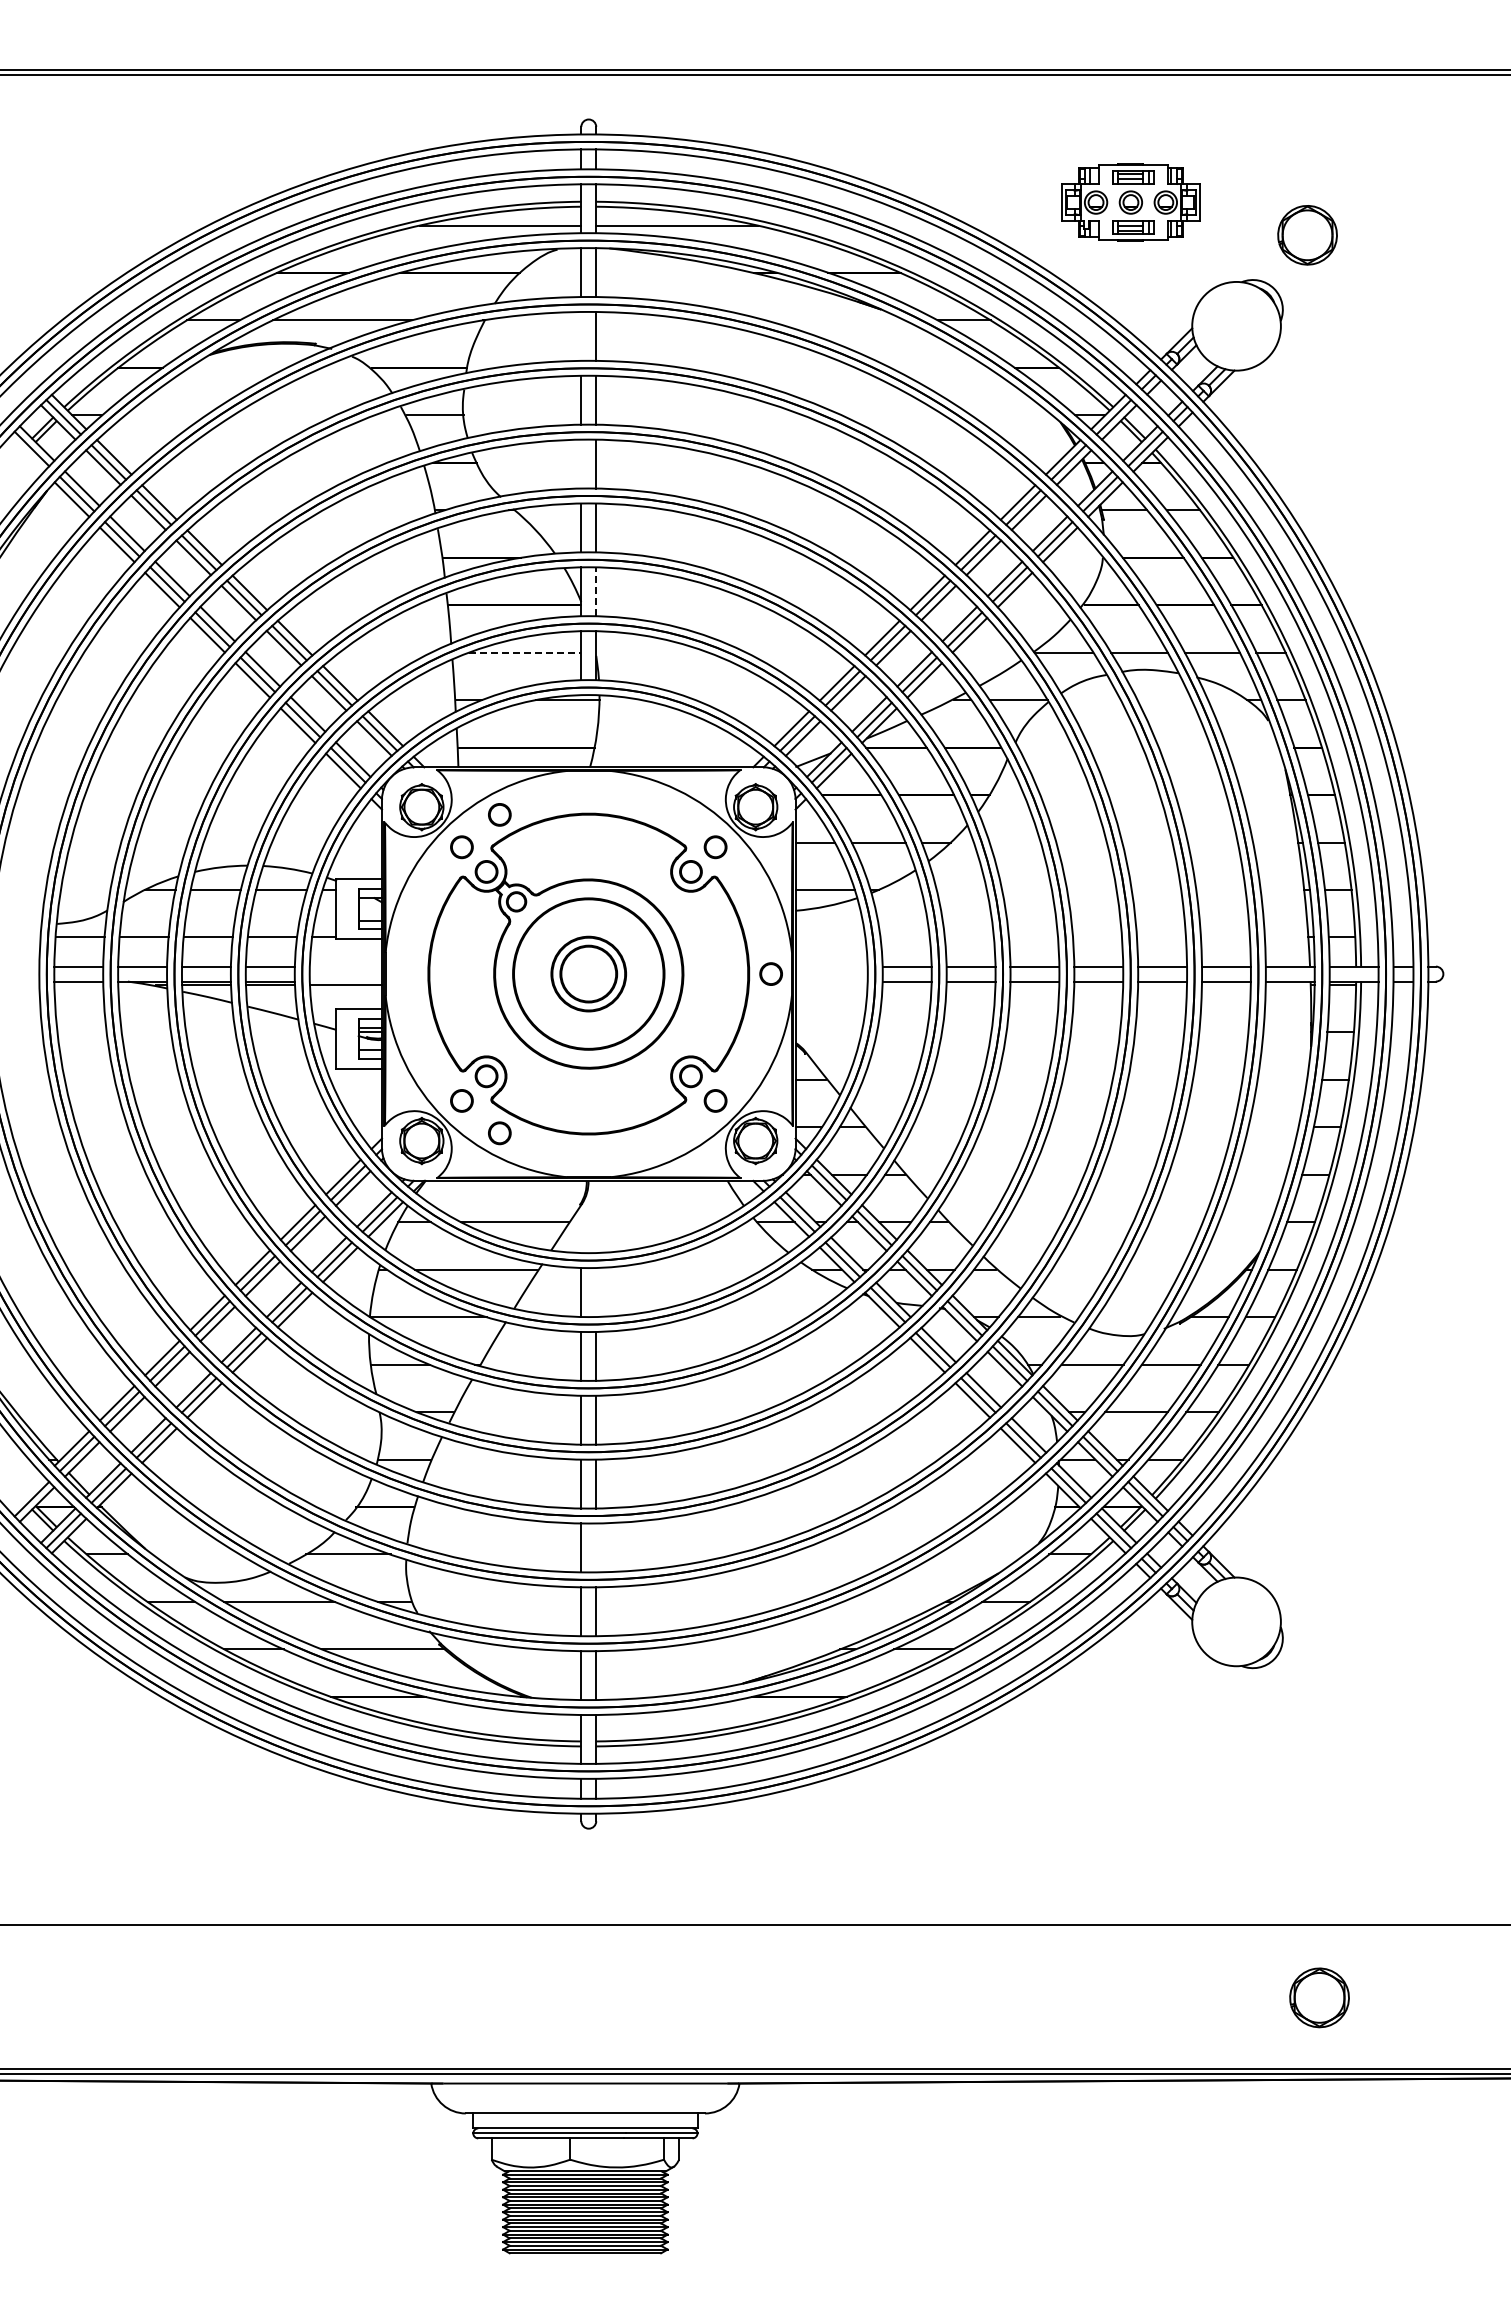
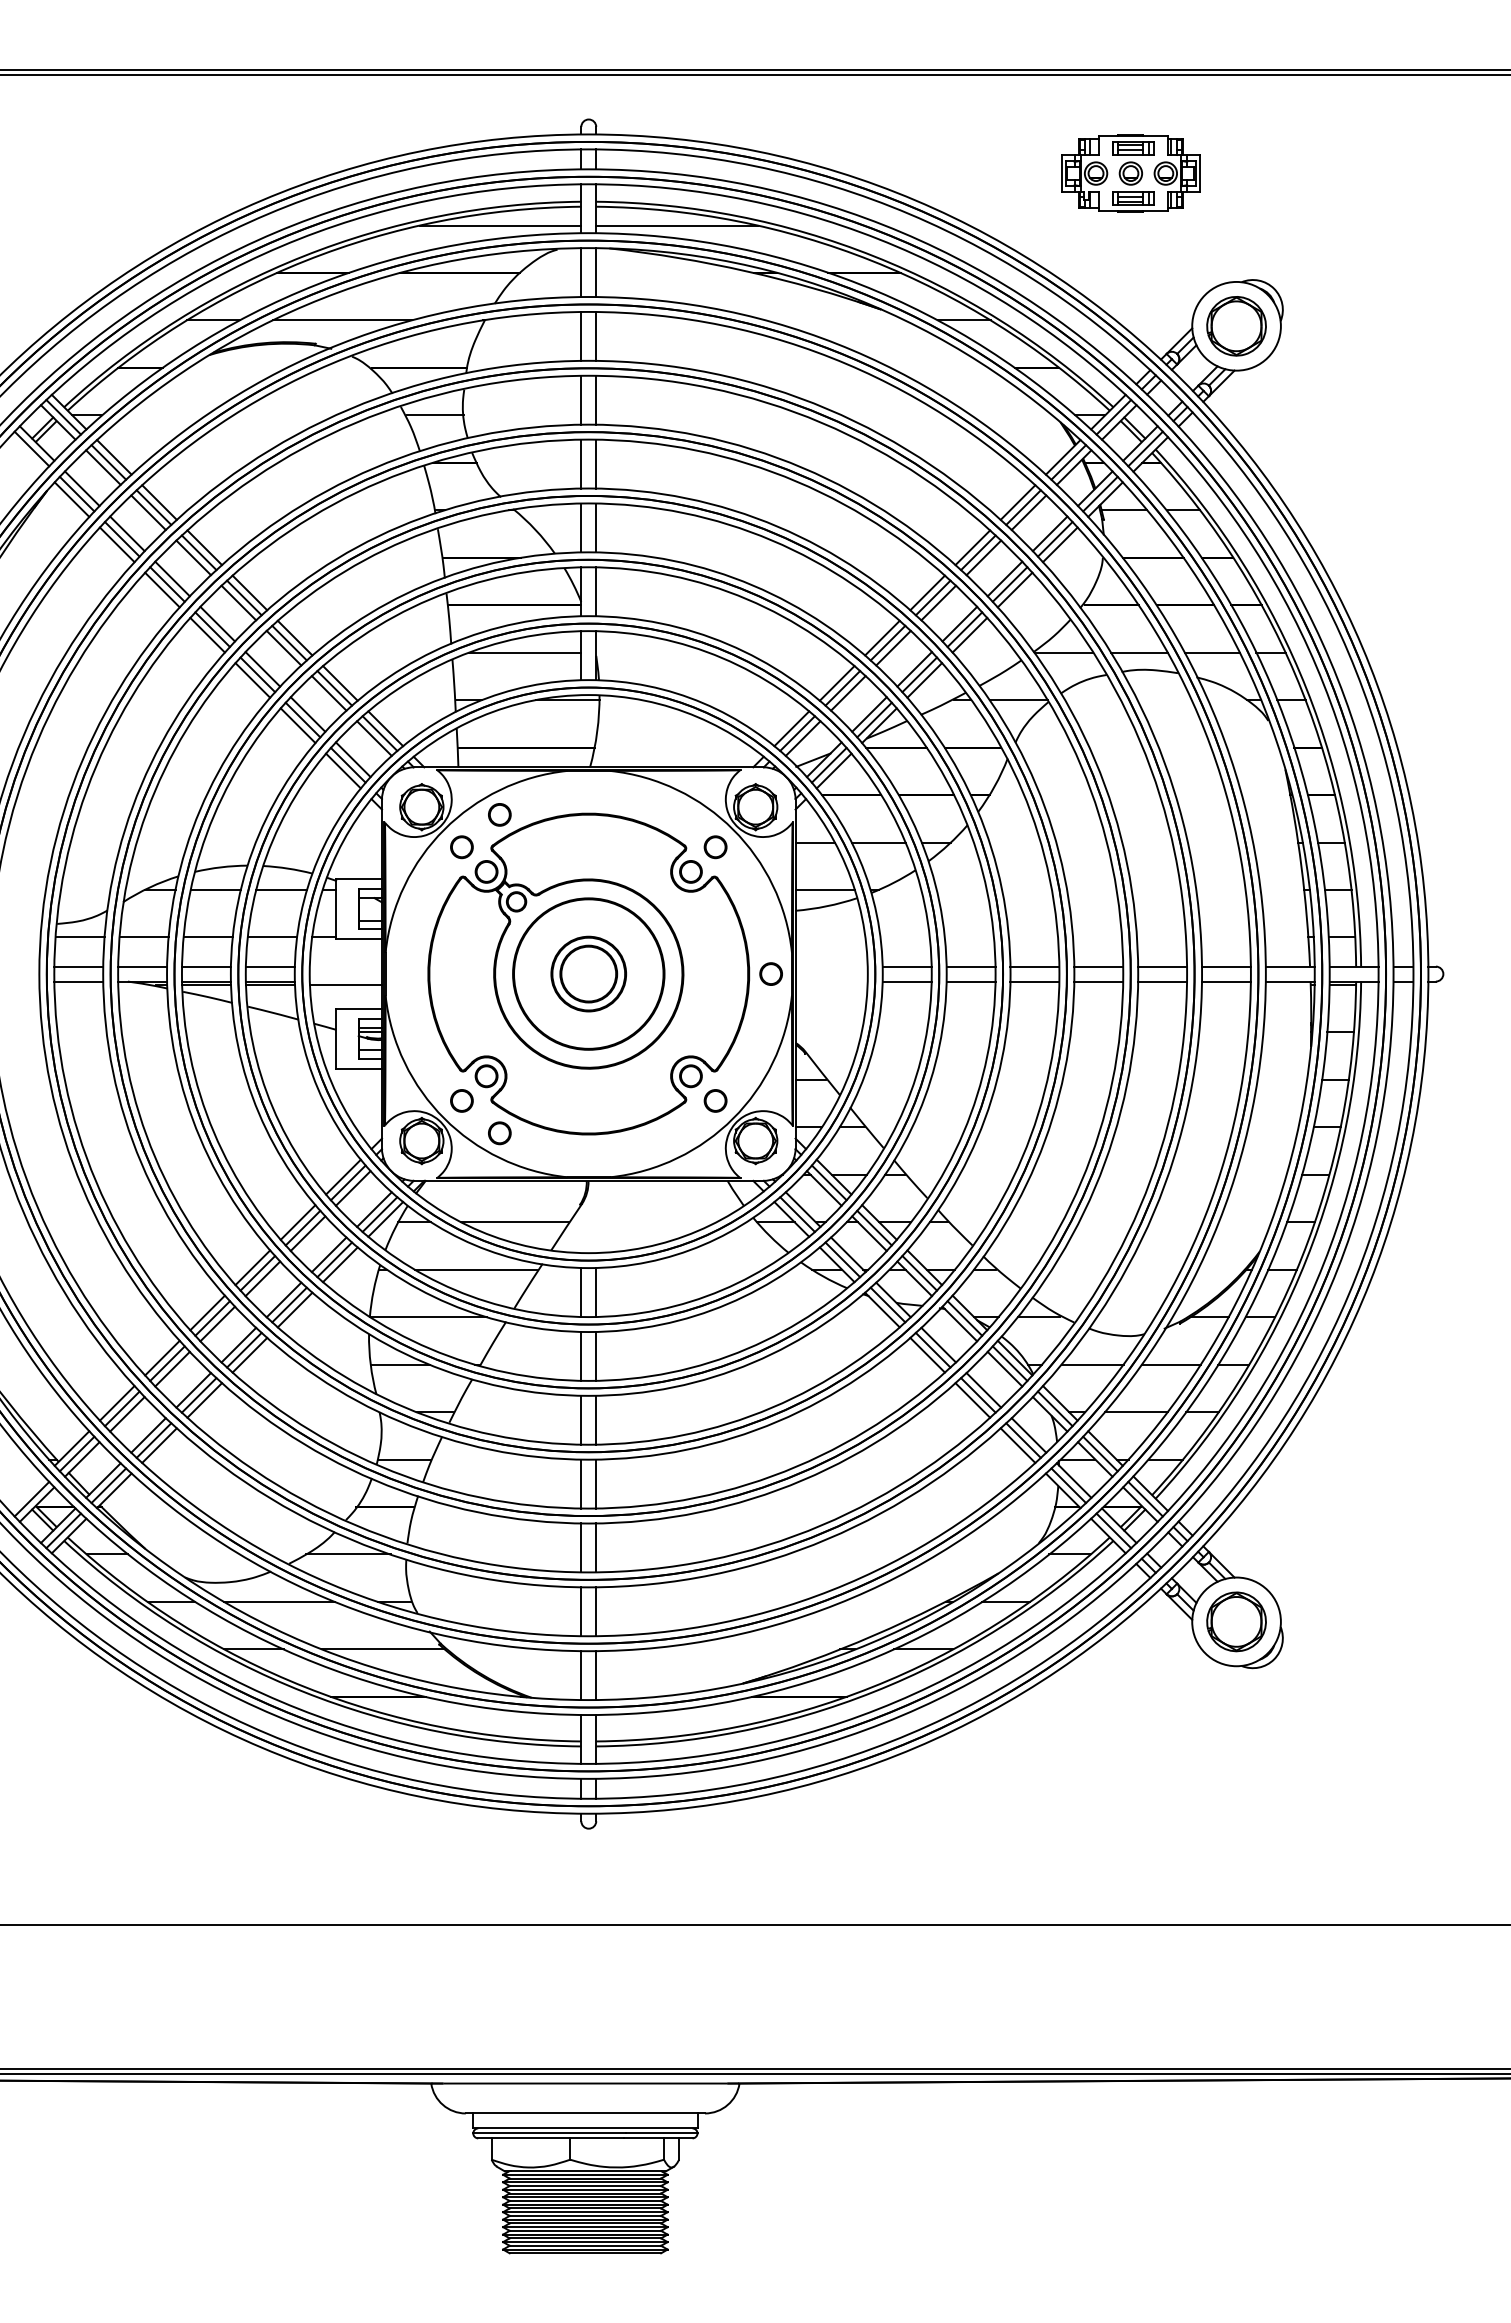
part position: (1130, 202) -> (1130, 173) (1130, 173)
part position: (1307, 235) -> (1236, 326) (1236, 326)
line: none -> present (581, 336)
line: none -> present (581, 463)
line: dashed -> solid (596, 591)
line: dashed -> solid (525, 652)
line: none -> present (596, 1292)
line: none -> present (596, 1547)
part position: (1319, 1997) -> (1236, 1621) (1236, 1621)
